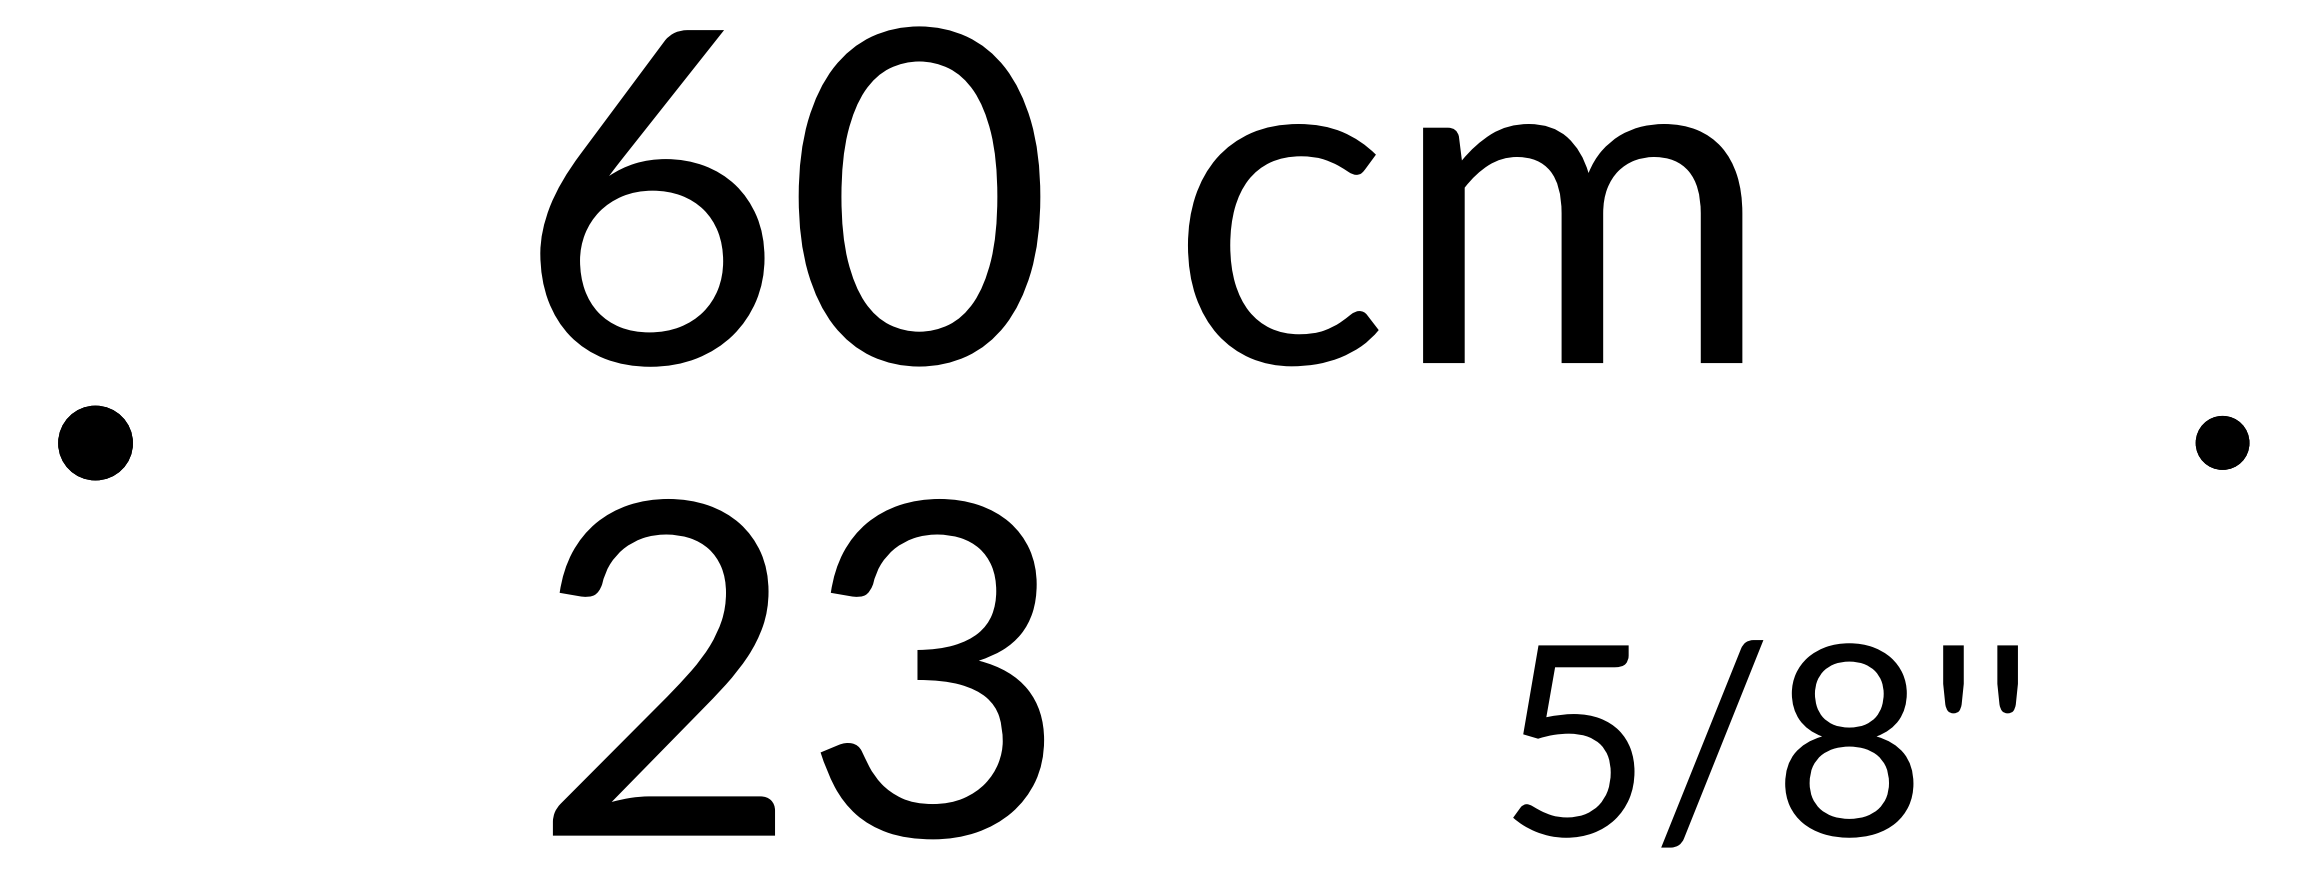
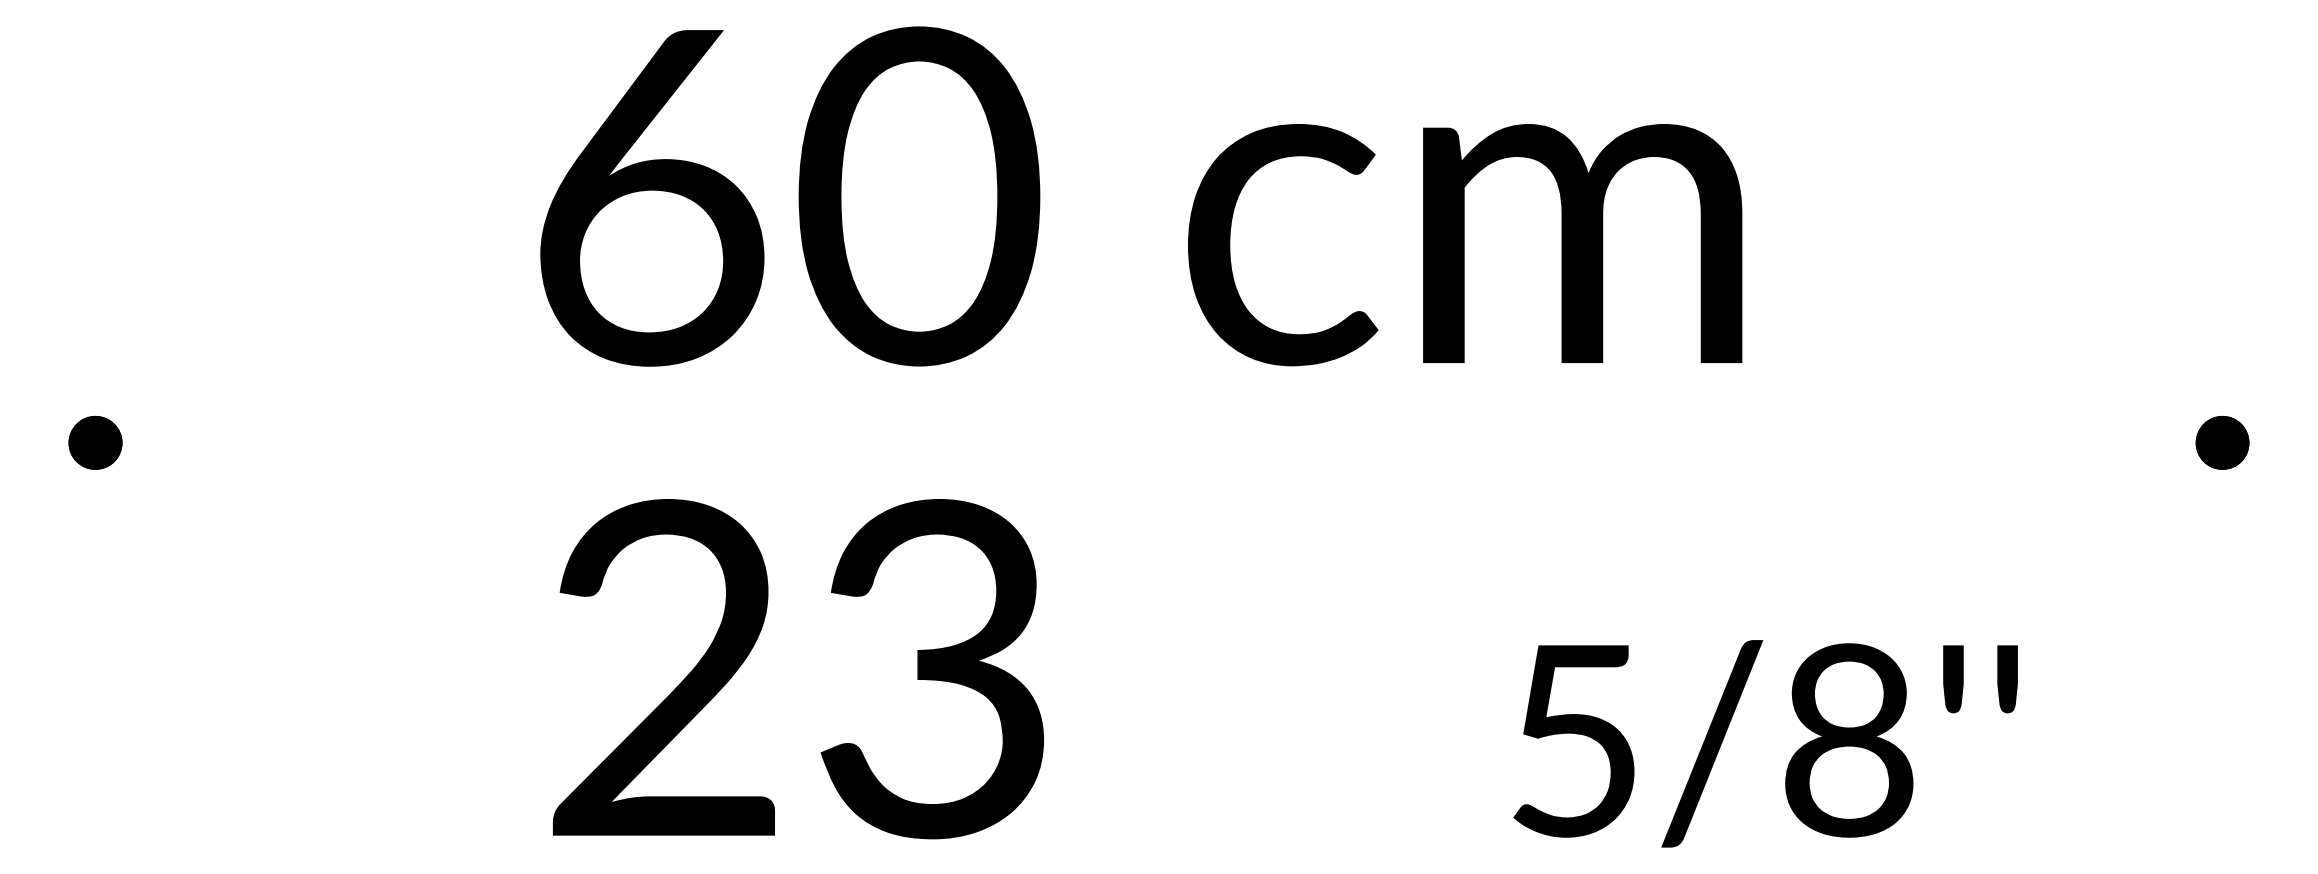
part size: 75x76 px -> 55x55 px (95, 442)
